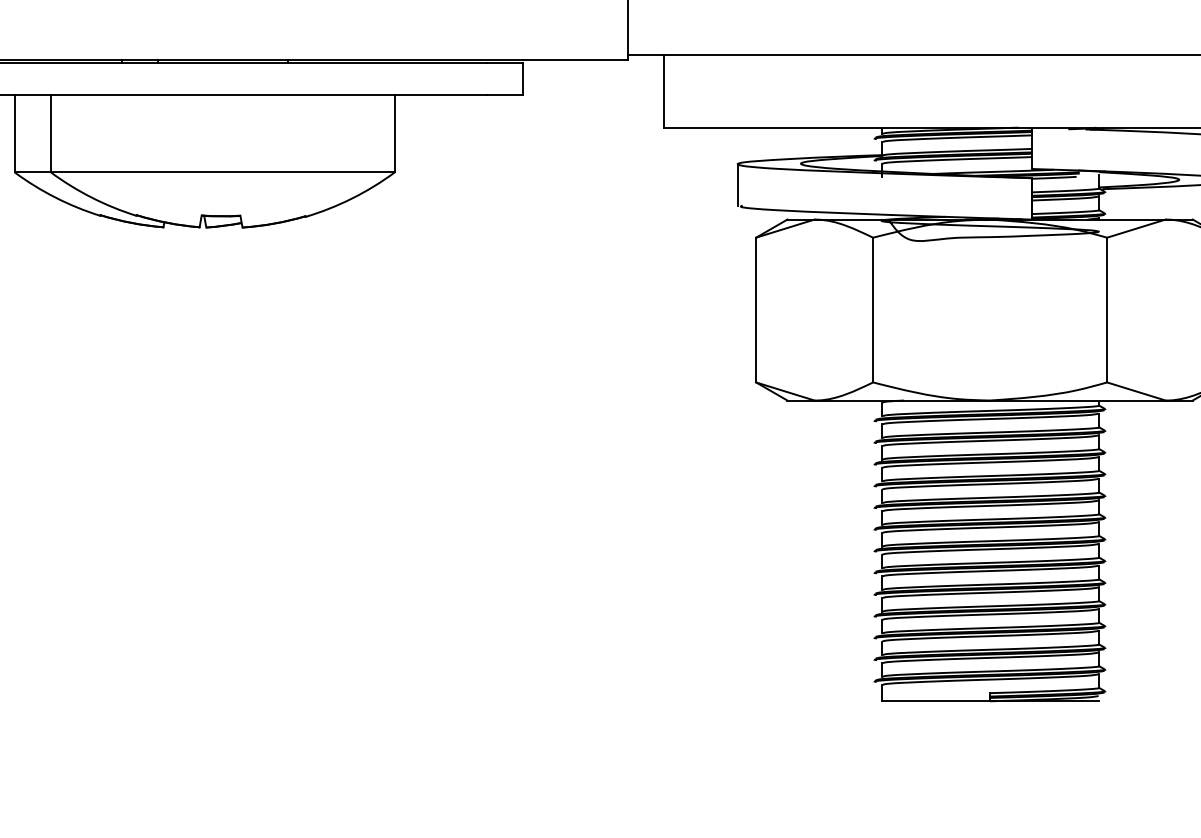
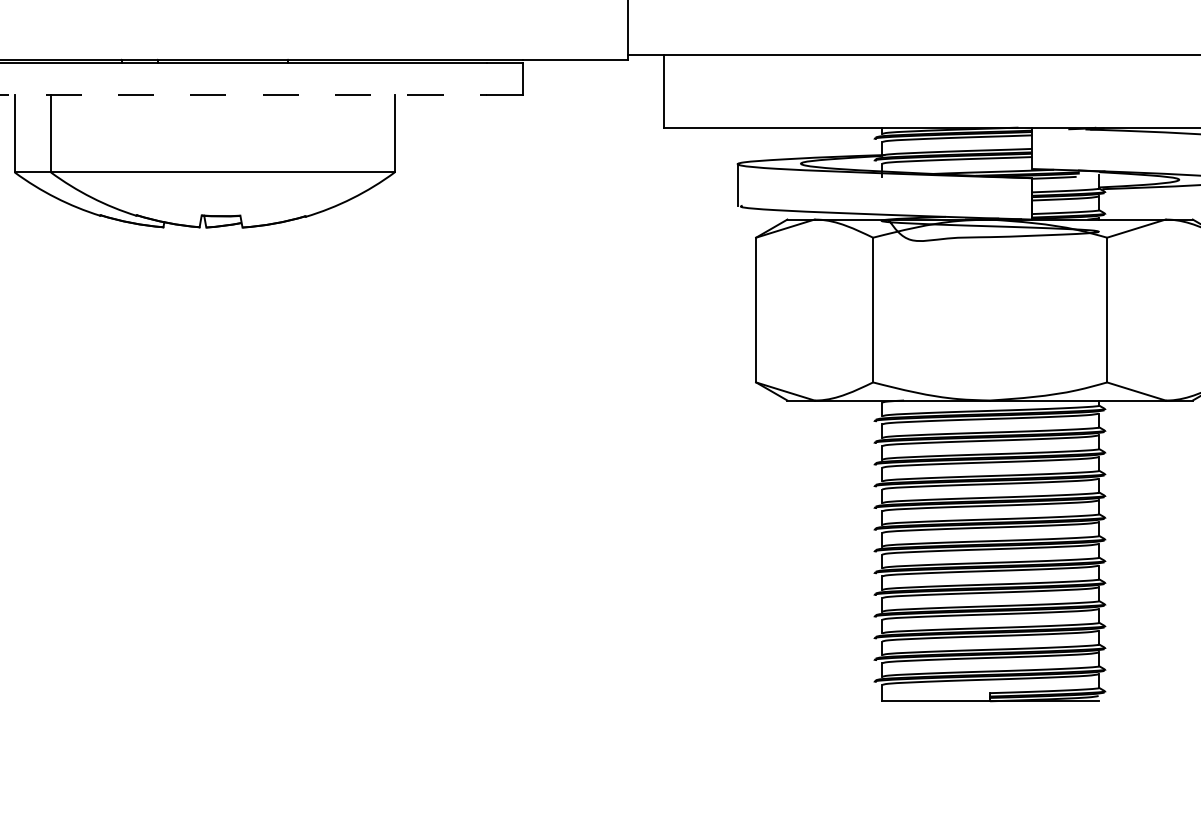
line: solid -> dashed (244, 95)
